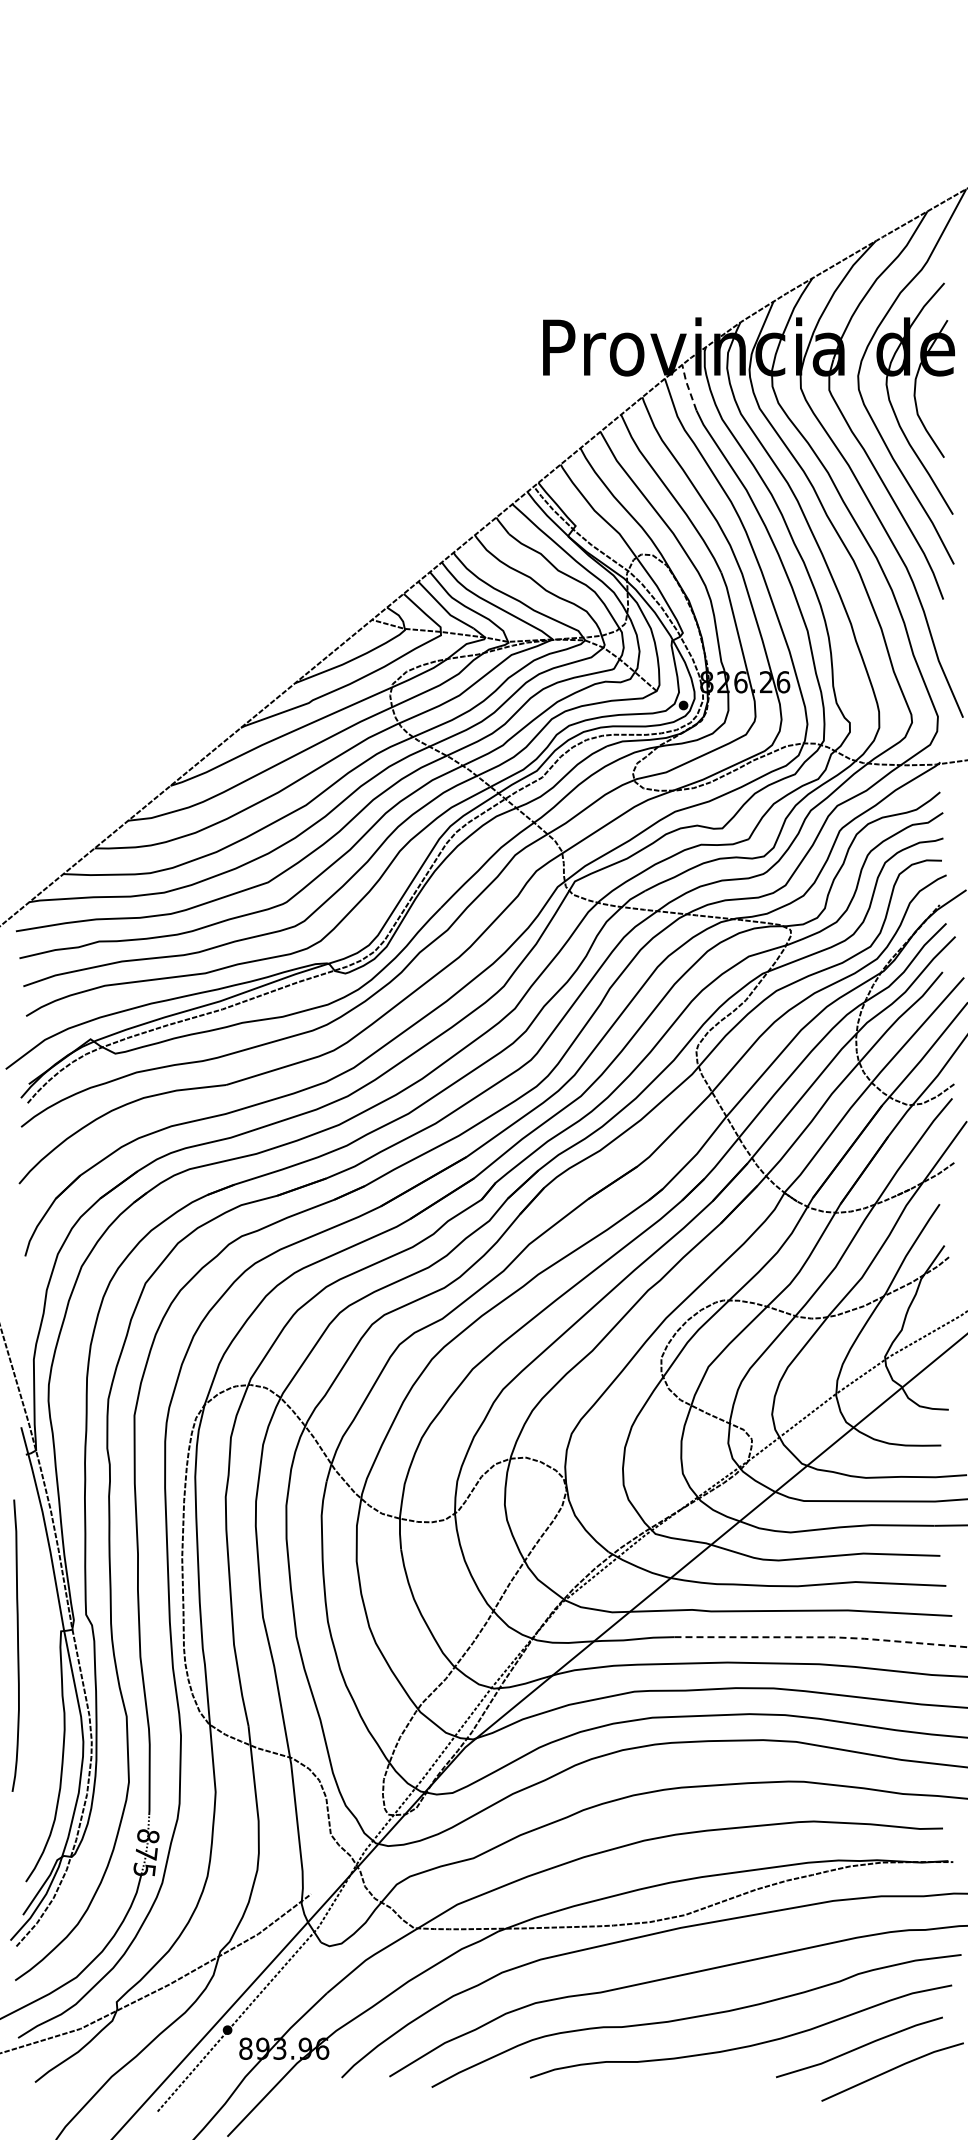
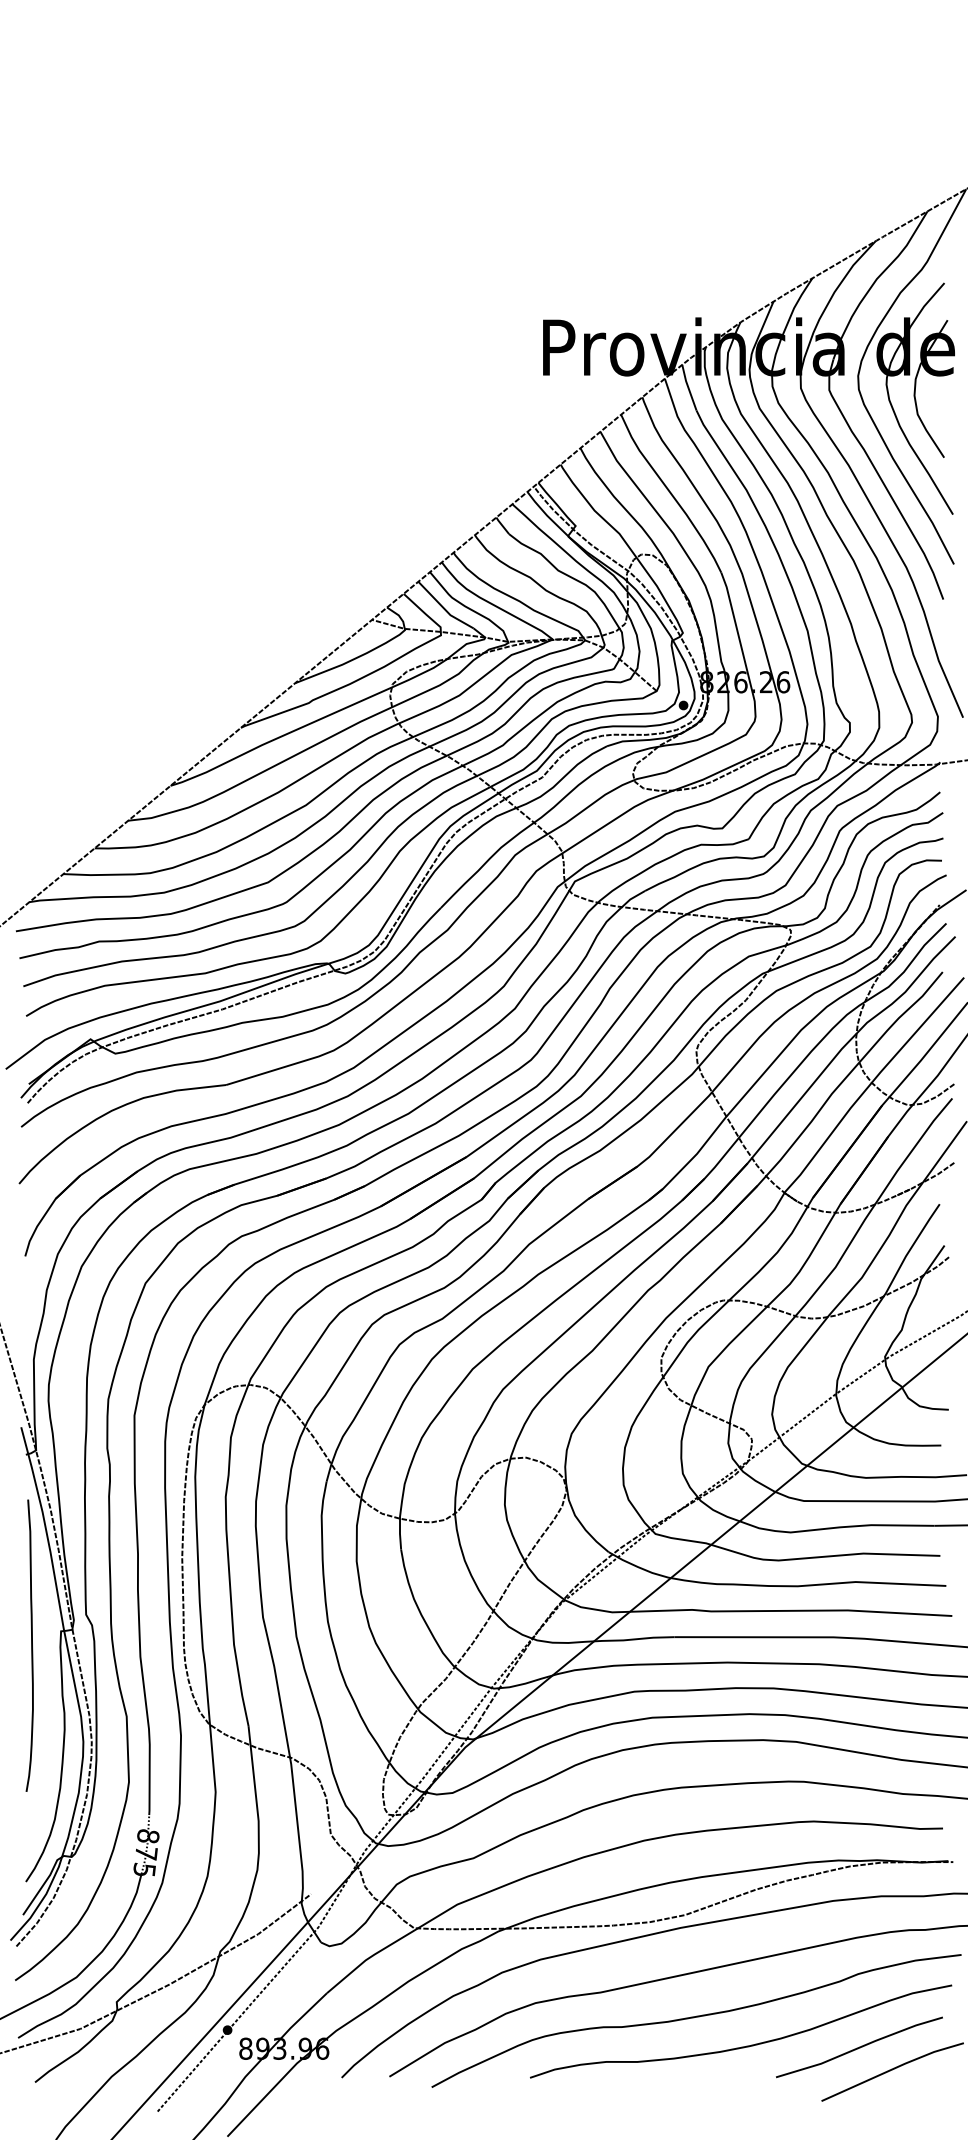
line: dashed -> solid (688, 386)
line: dashed -> solid (822, 1637)
curve position: (17, 1645) -> (31, 1645) (31, 1645)
